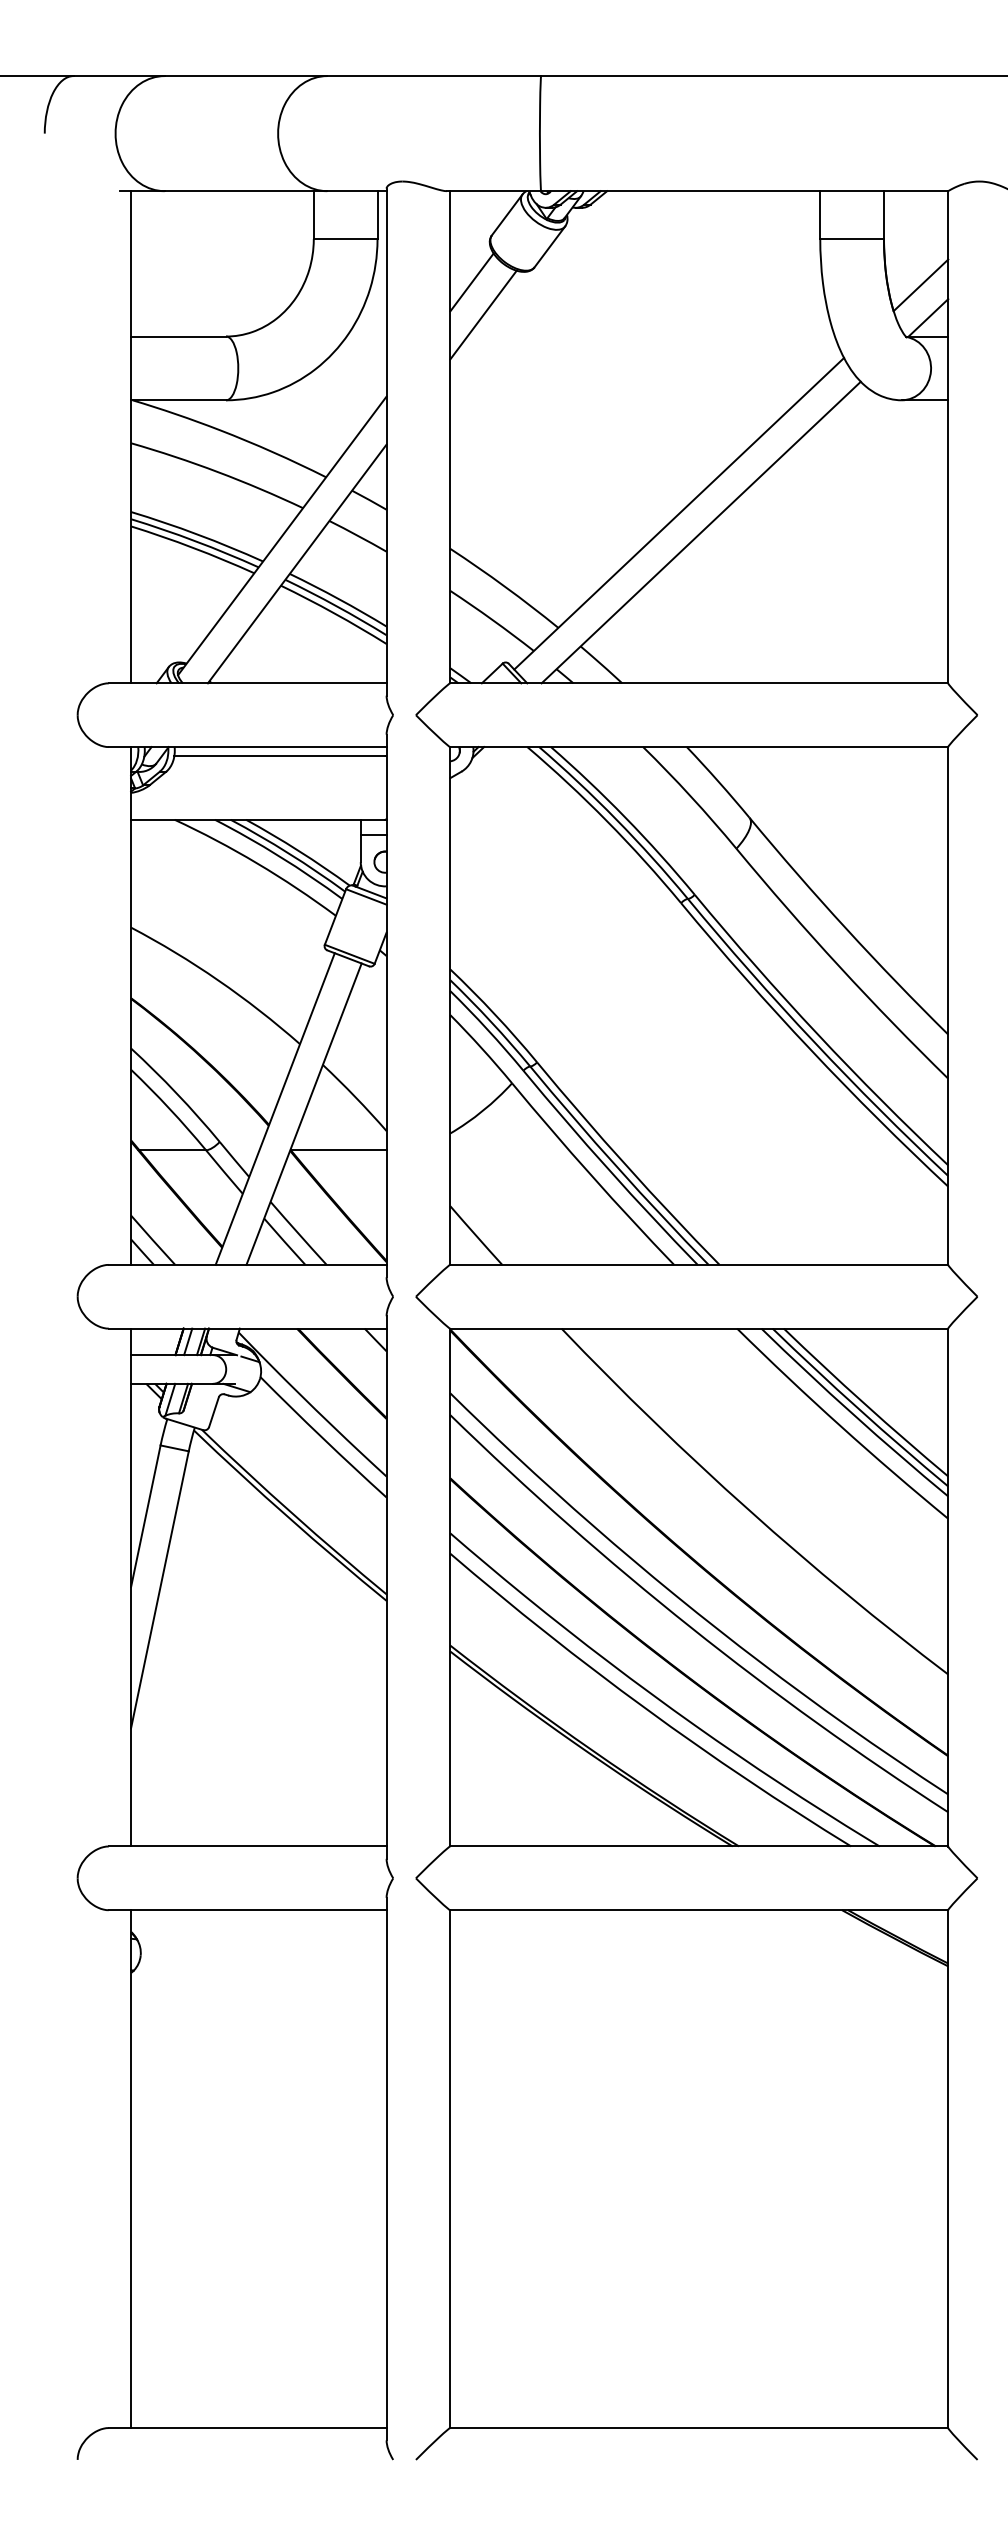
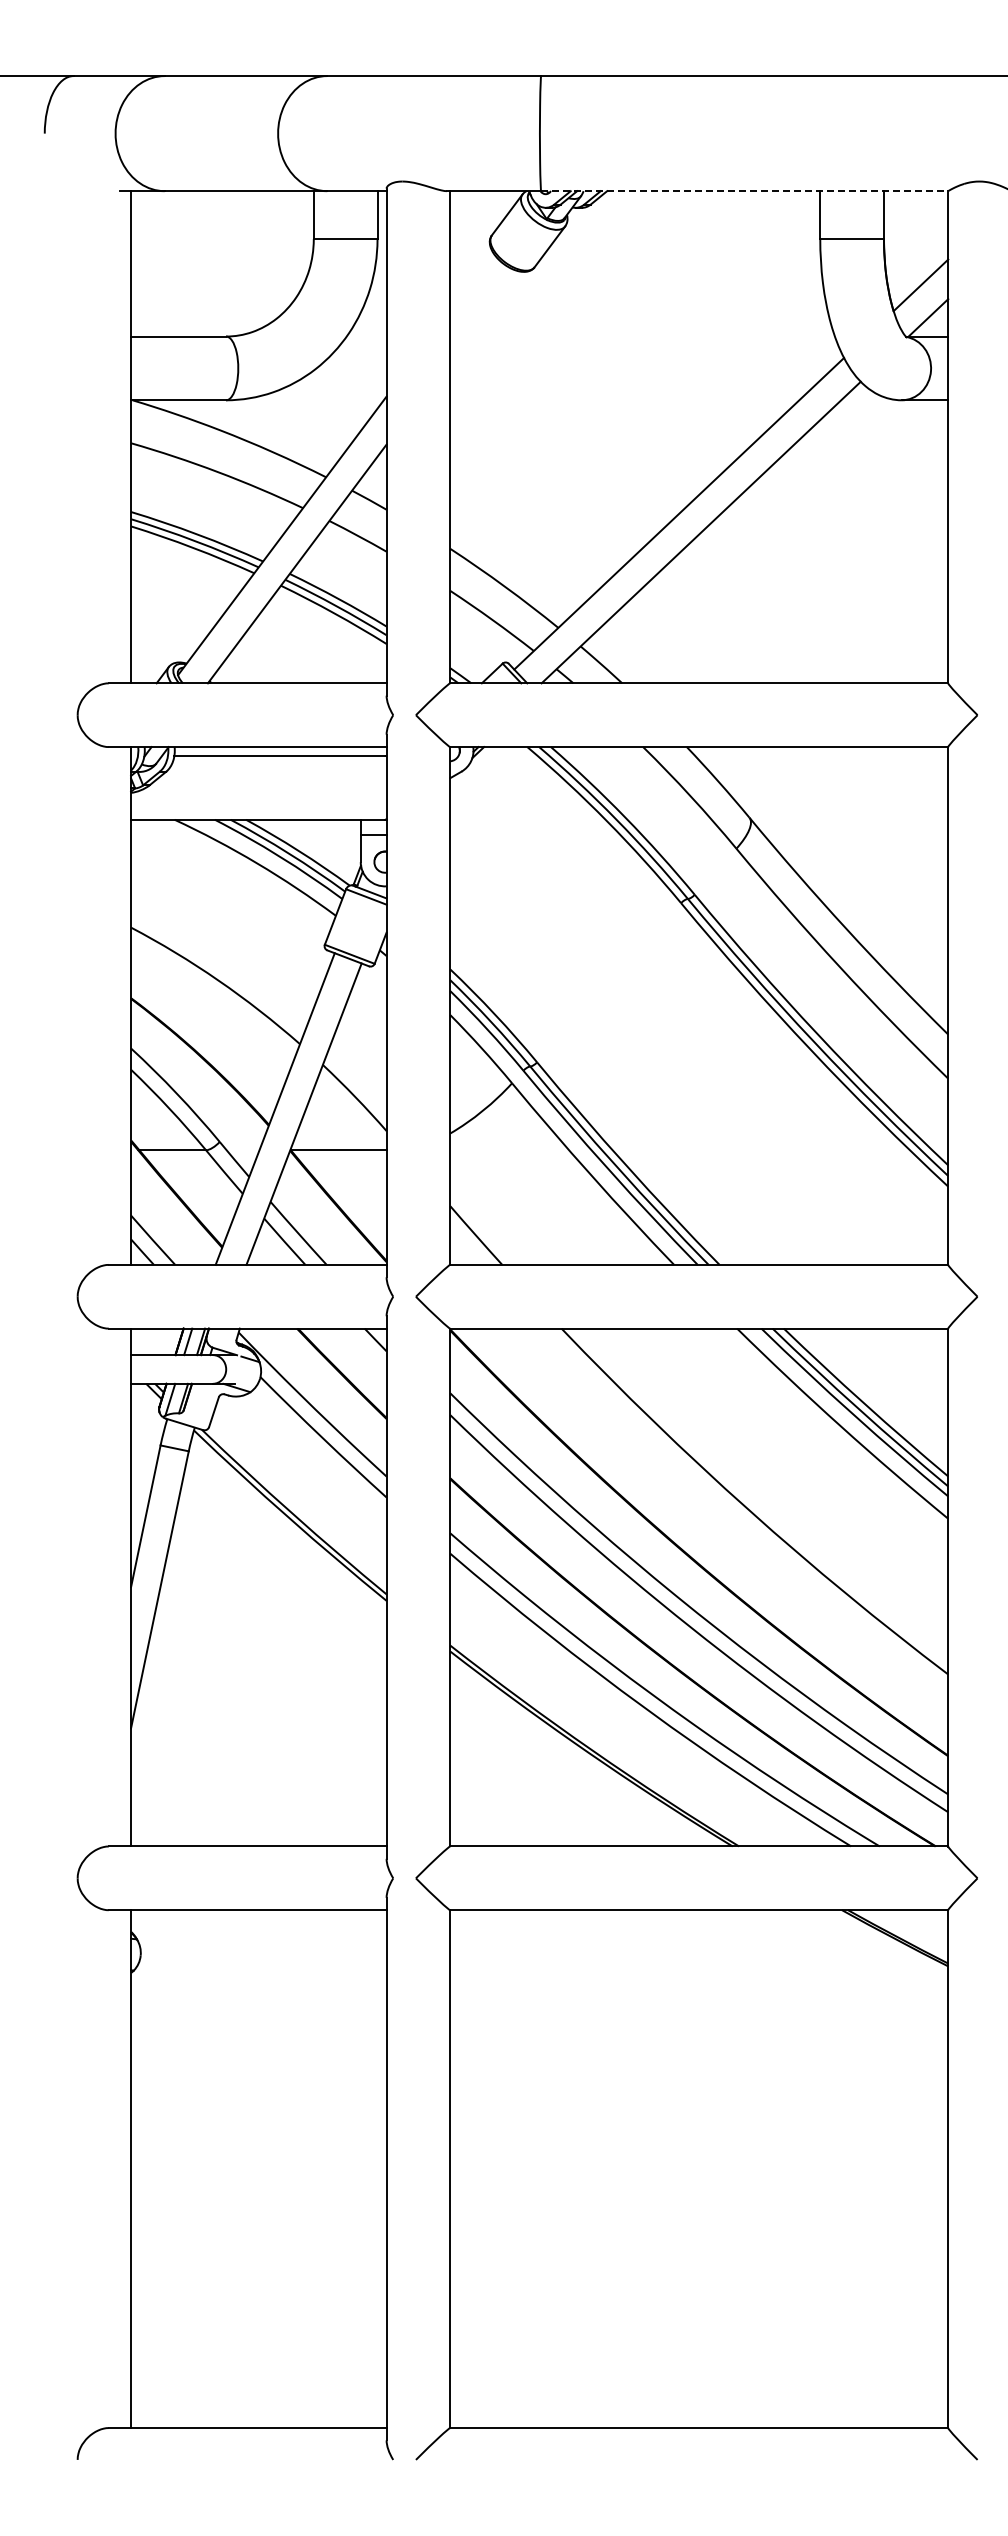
line: solid -> dashed (745, 191)
line: present -> none (471, 282)
line: present -> none (483, 314)
